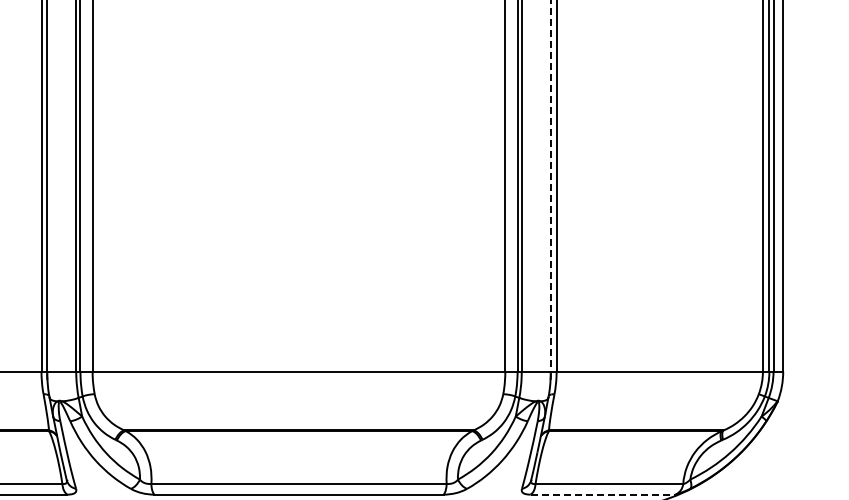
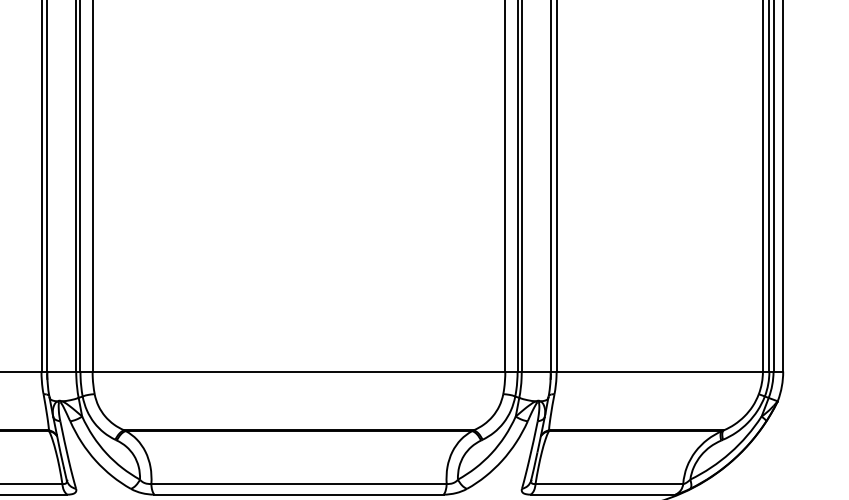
line: dashed -> solid (550, 185)
line: dashed -> solid (603, 494)
